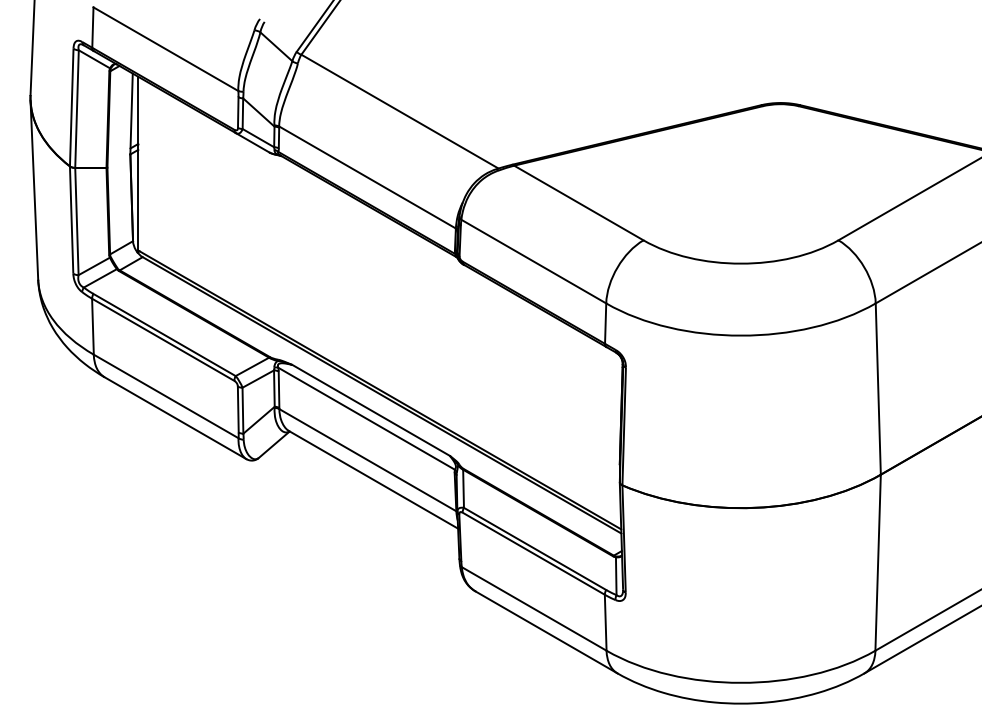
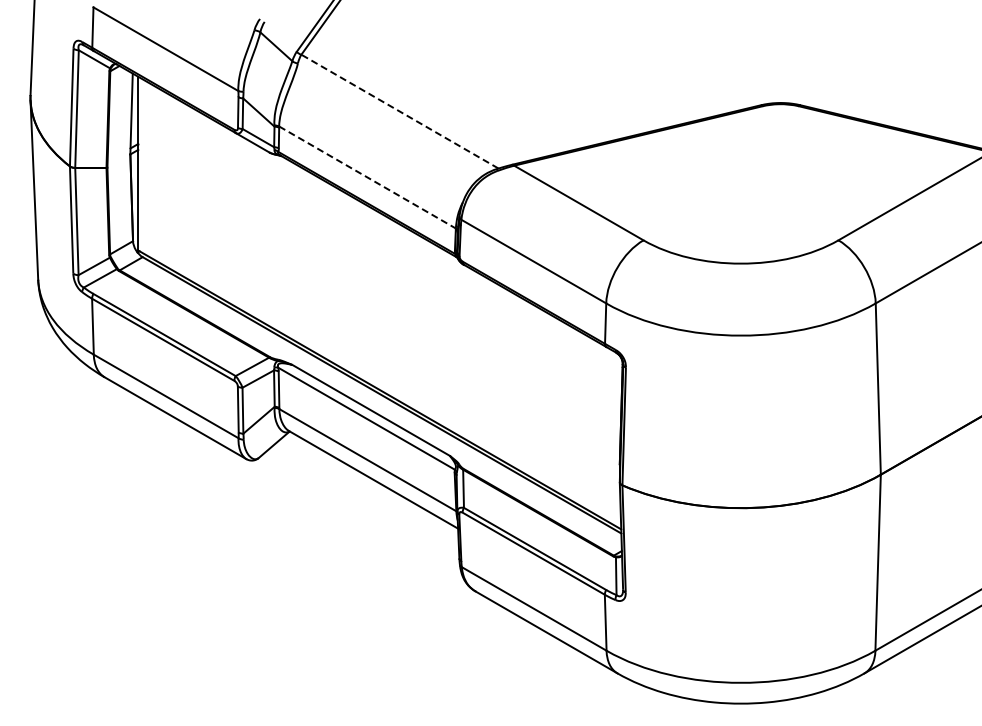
line: solid -> dashed (399, 111)
line: solid -> dashed (367, 177)
